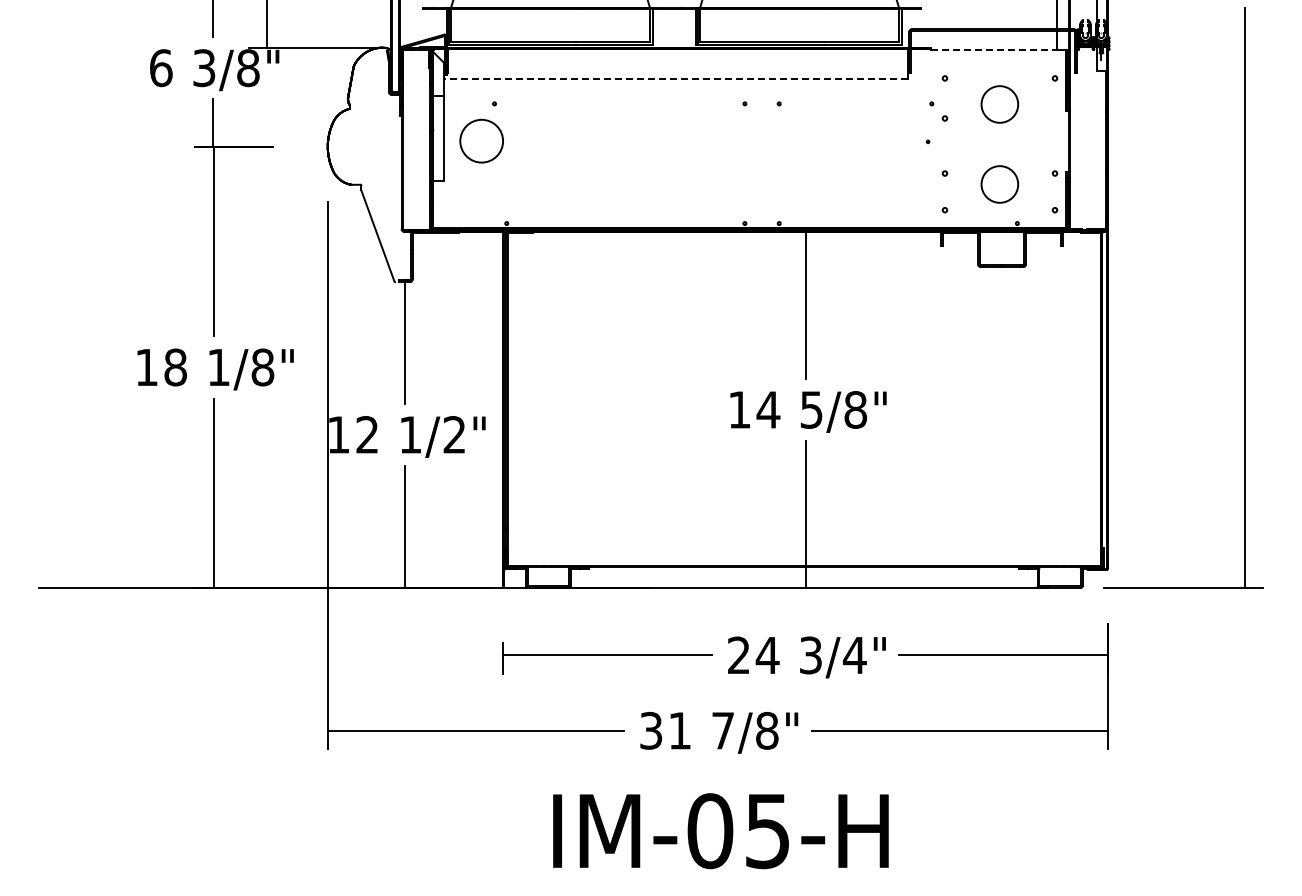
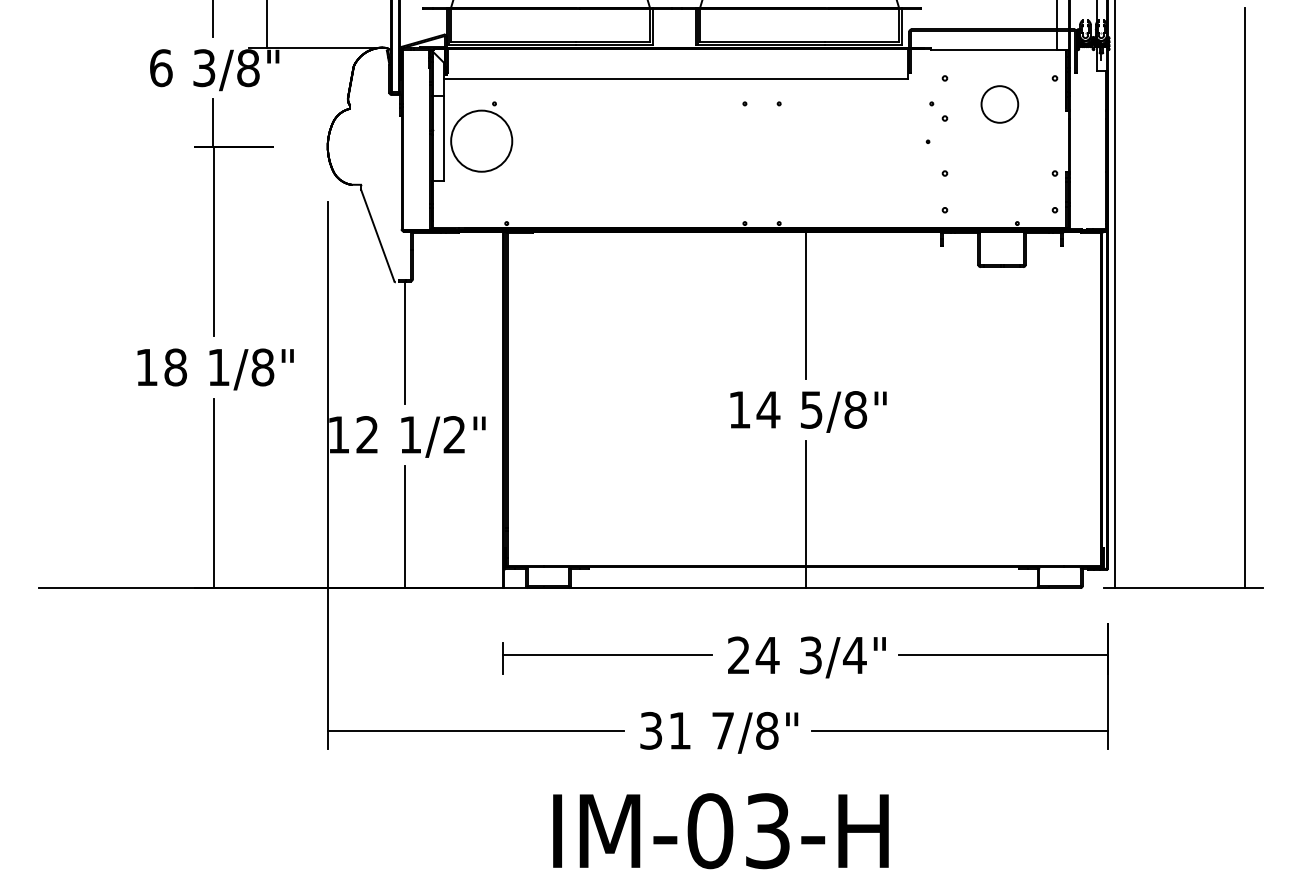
line: dashed -> solid (998, 50)
line: dashed -> solid (675, 79)
circle diameter: 43 px -> 61 px (481, 140)
circle: present -> none (999, 184)
line: none -> present (1114, 295)
text: IM-05-H -> IM-03-H (767, 830)
